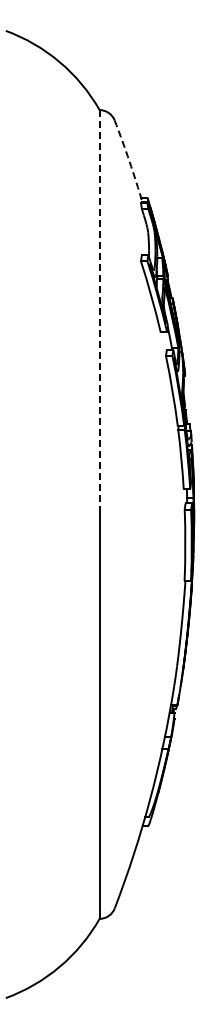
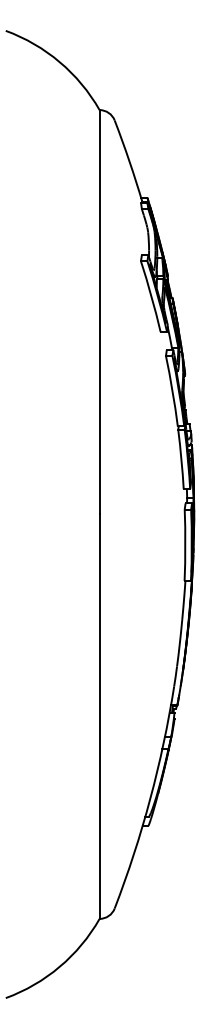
arc: dashed -> solid (129, 161)
line: dashed -> solid (99, 312)
